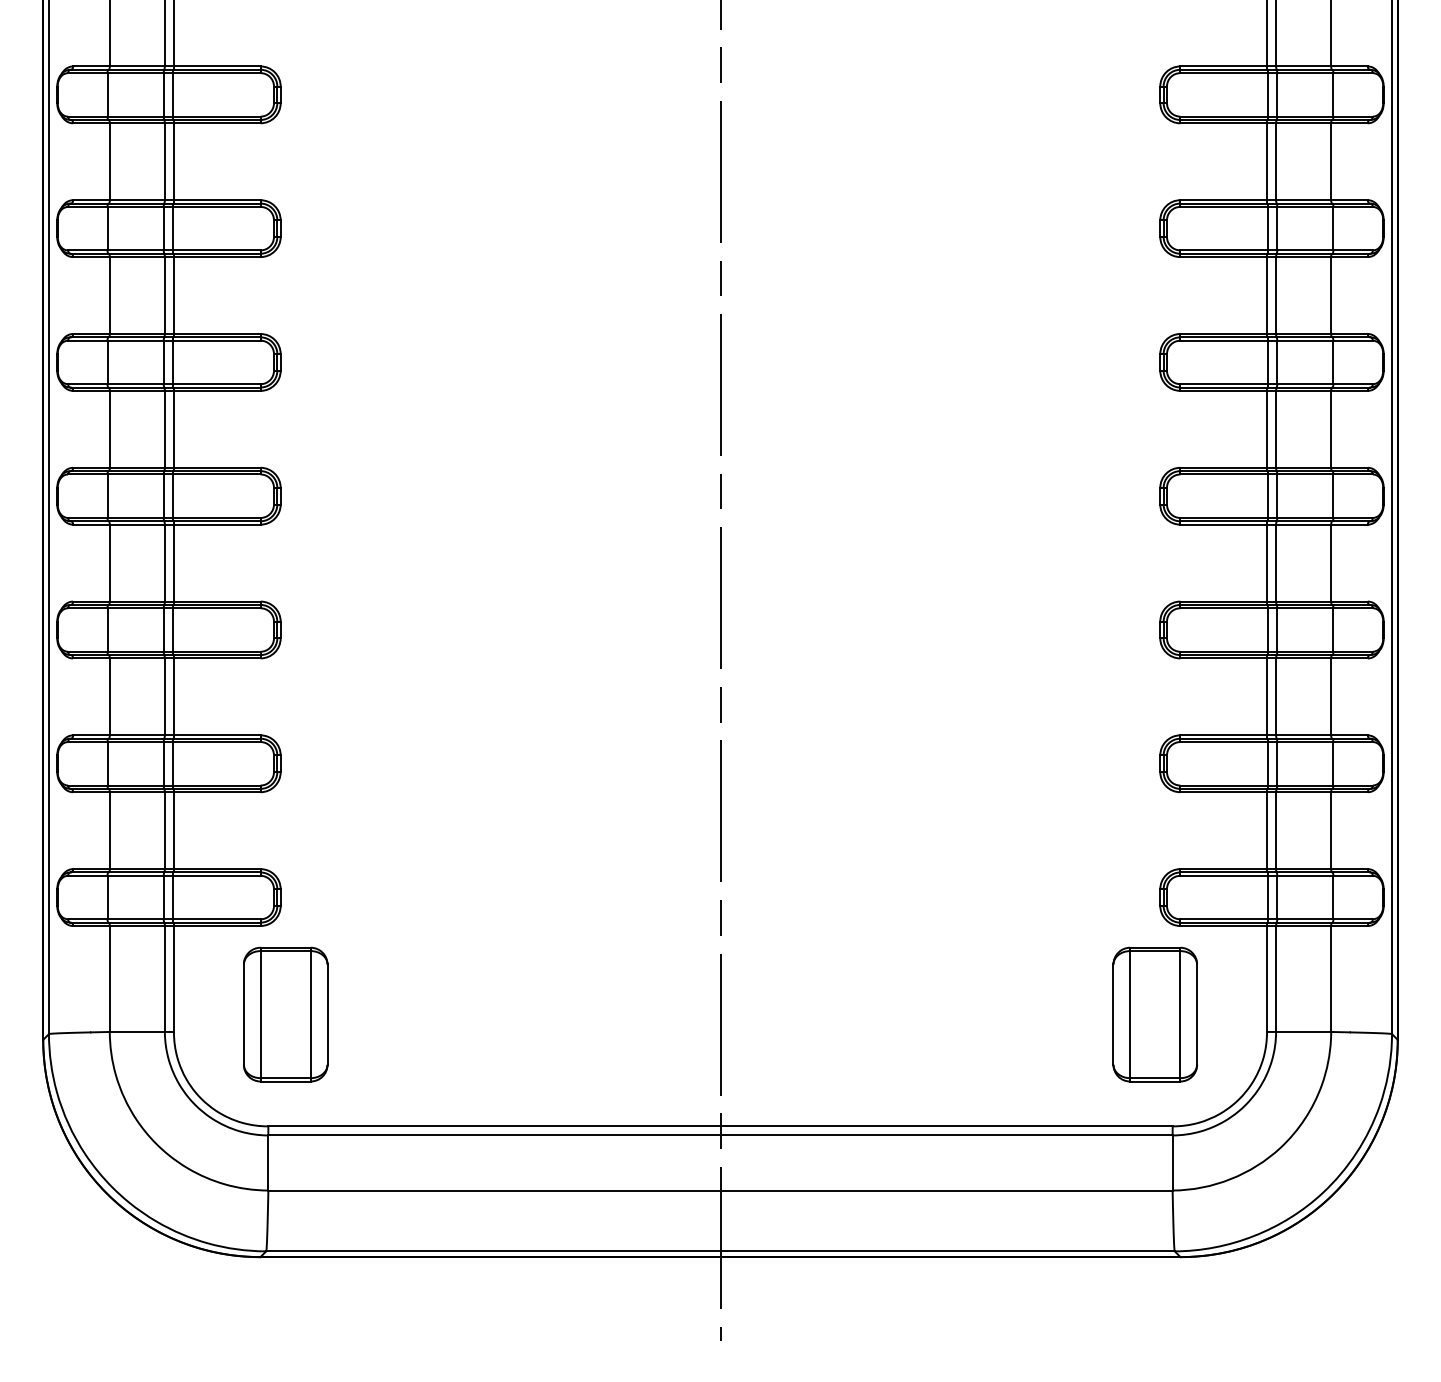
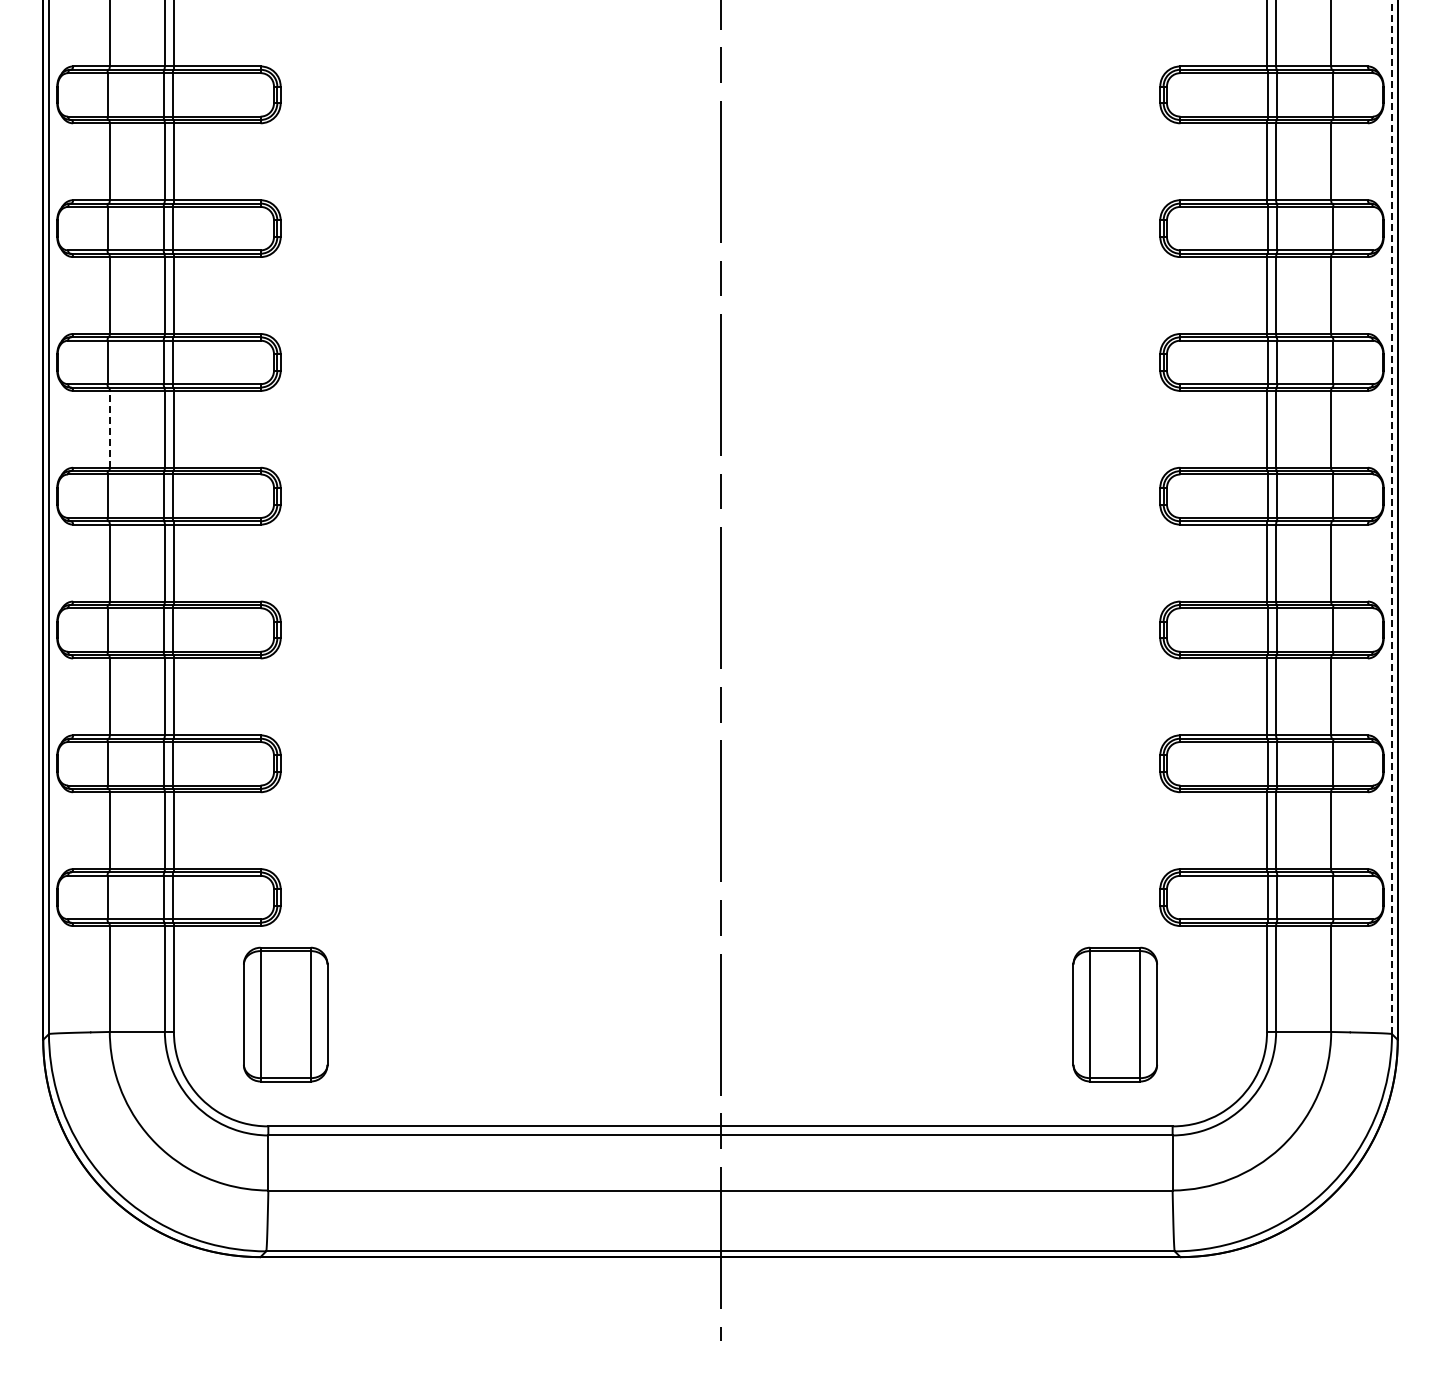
line: solid -> dashed (109, 428)
line: solid -> dashed (1392, 517)
part position: (1154, 1014) -> (1114, 1014) (1114, 1014)
